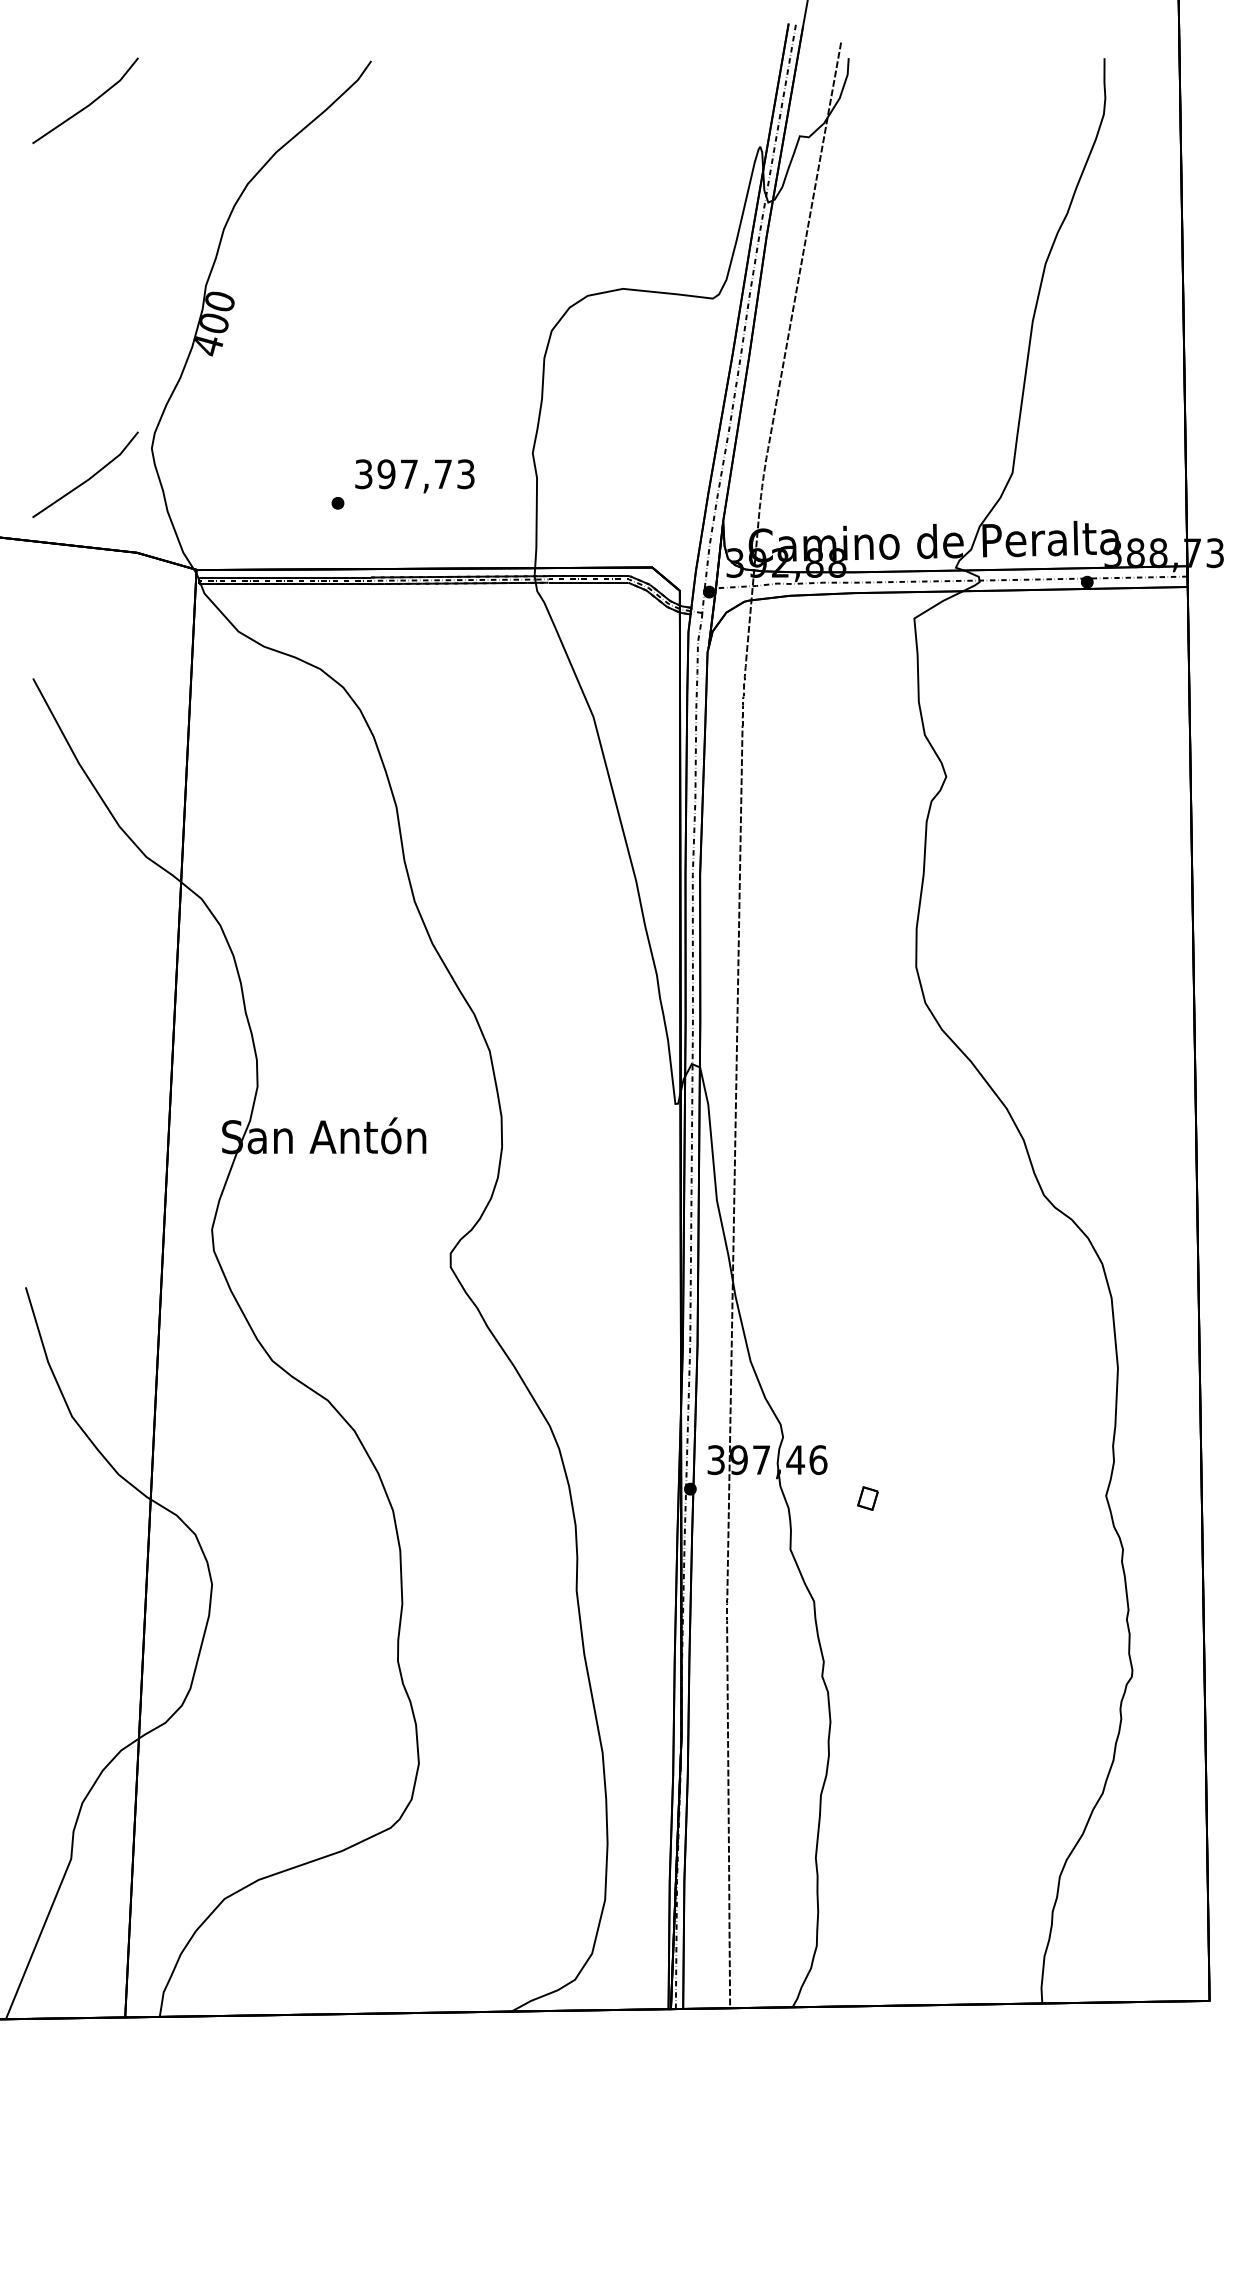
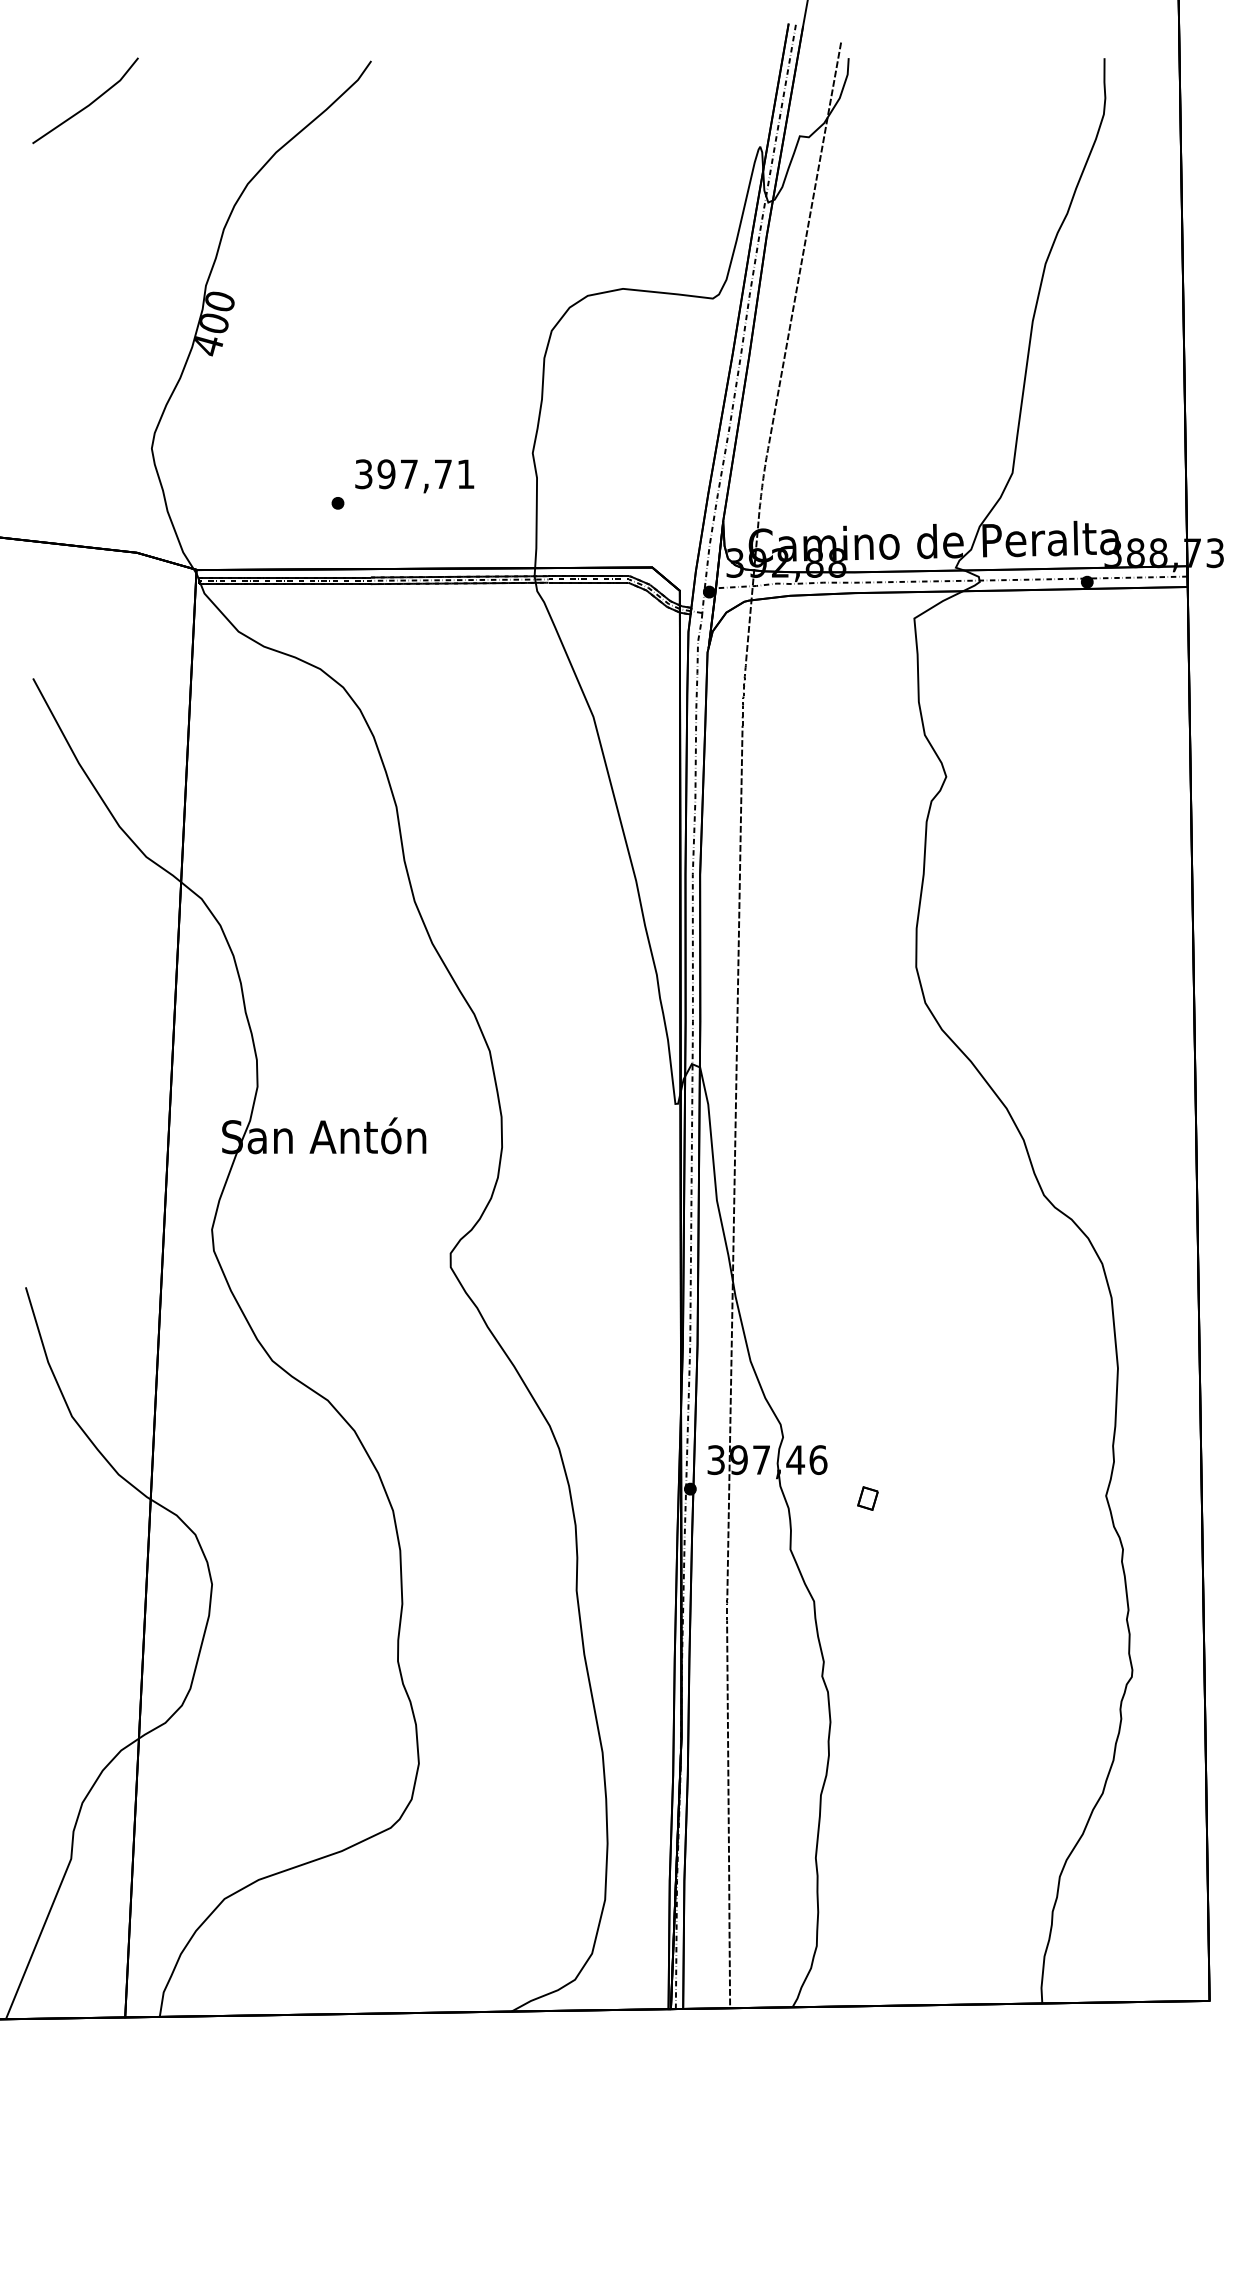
text: 397,73 -> 397,71 (465, 474)
line: present -> none (89, 477)
